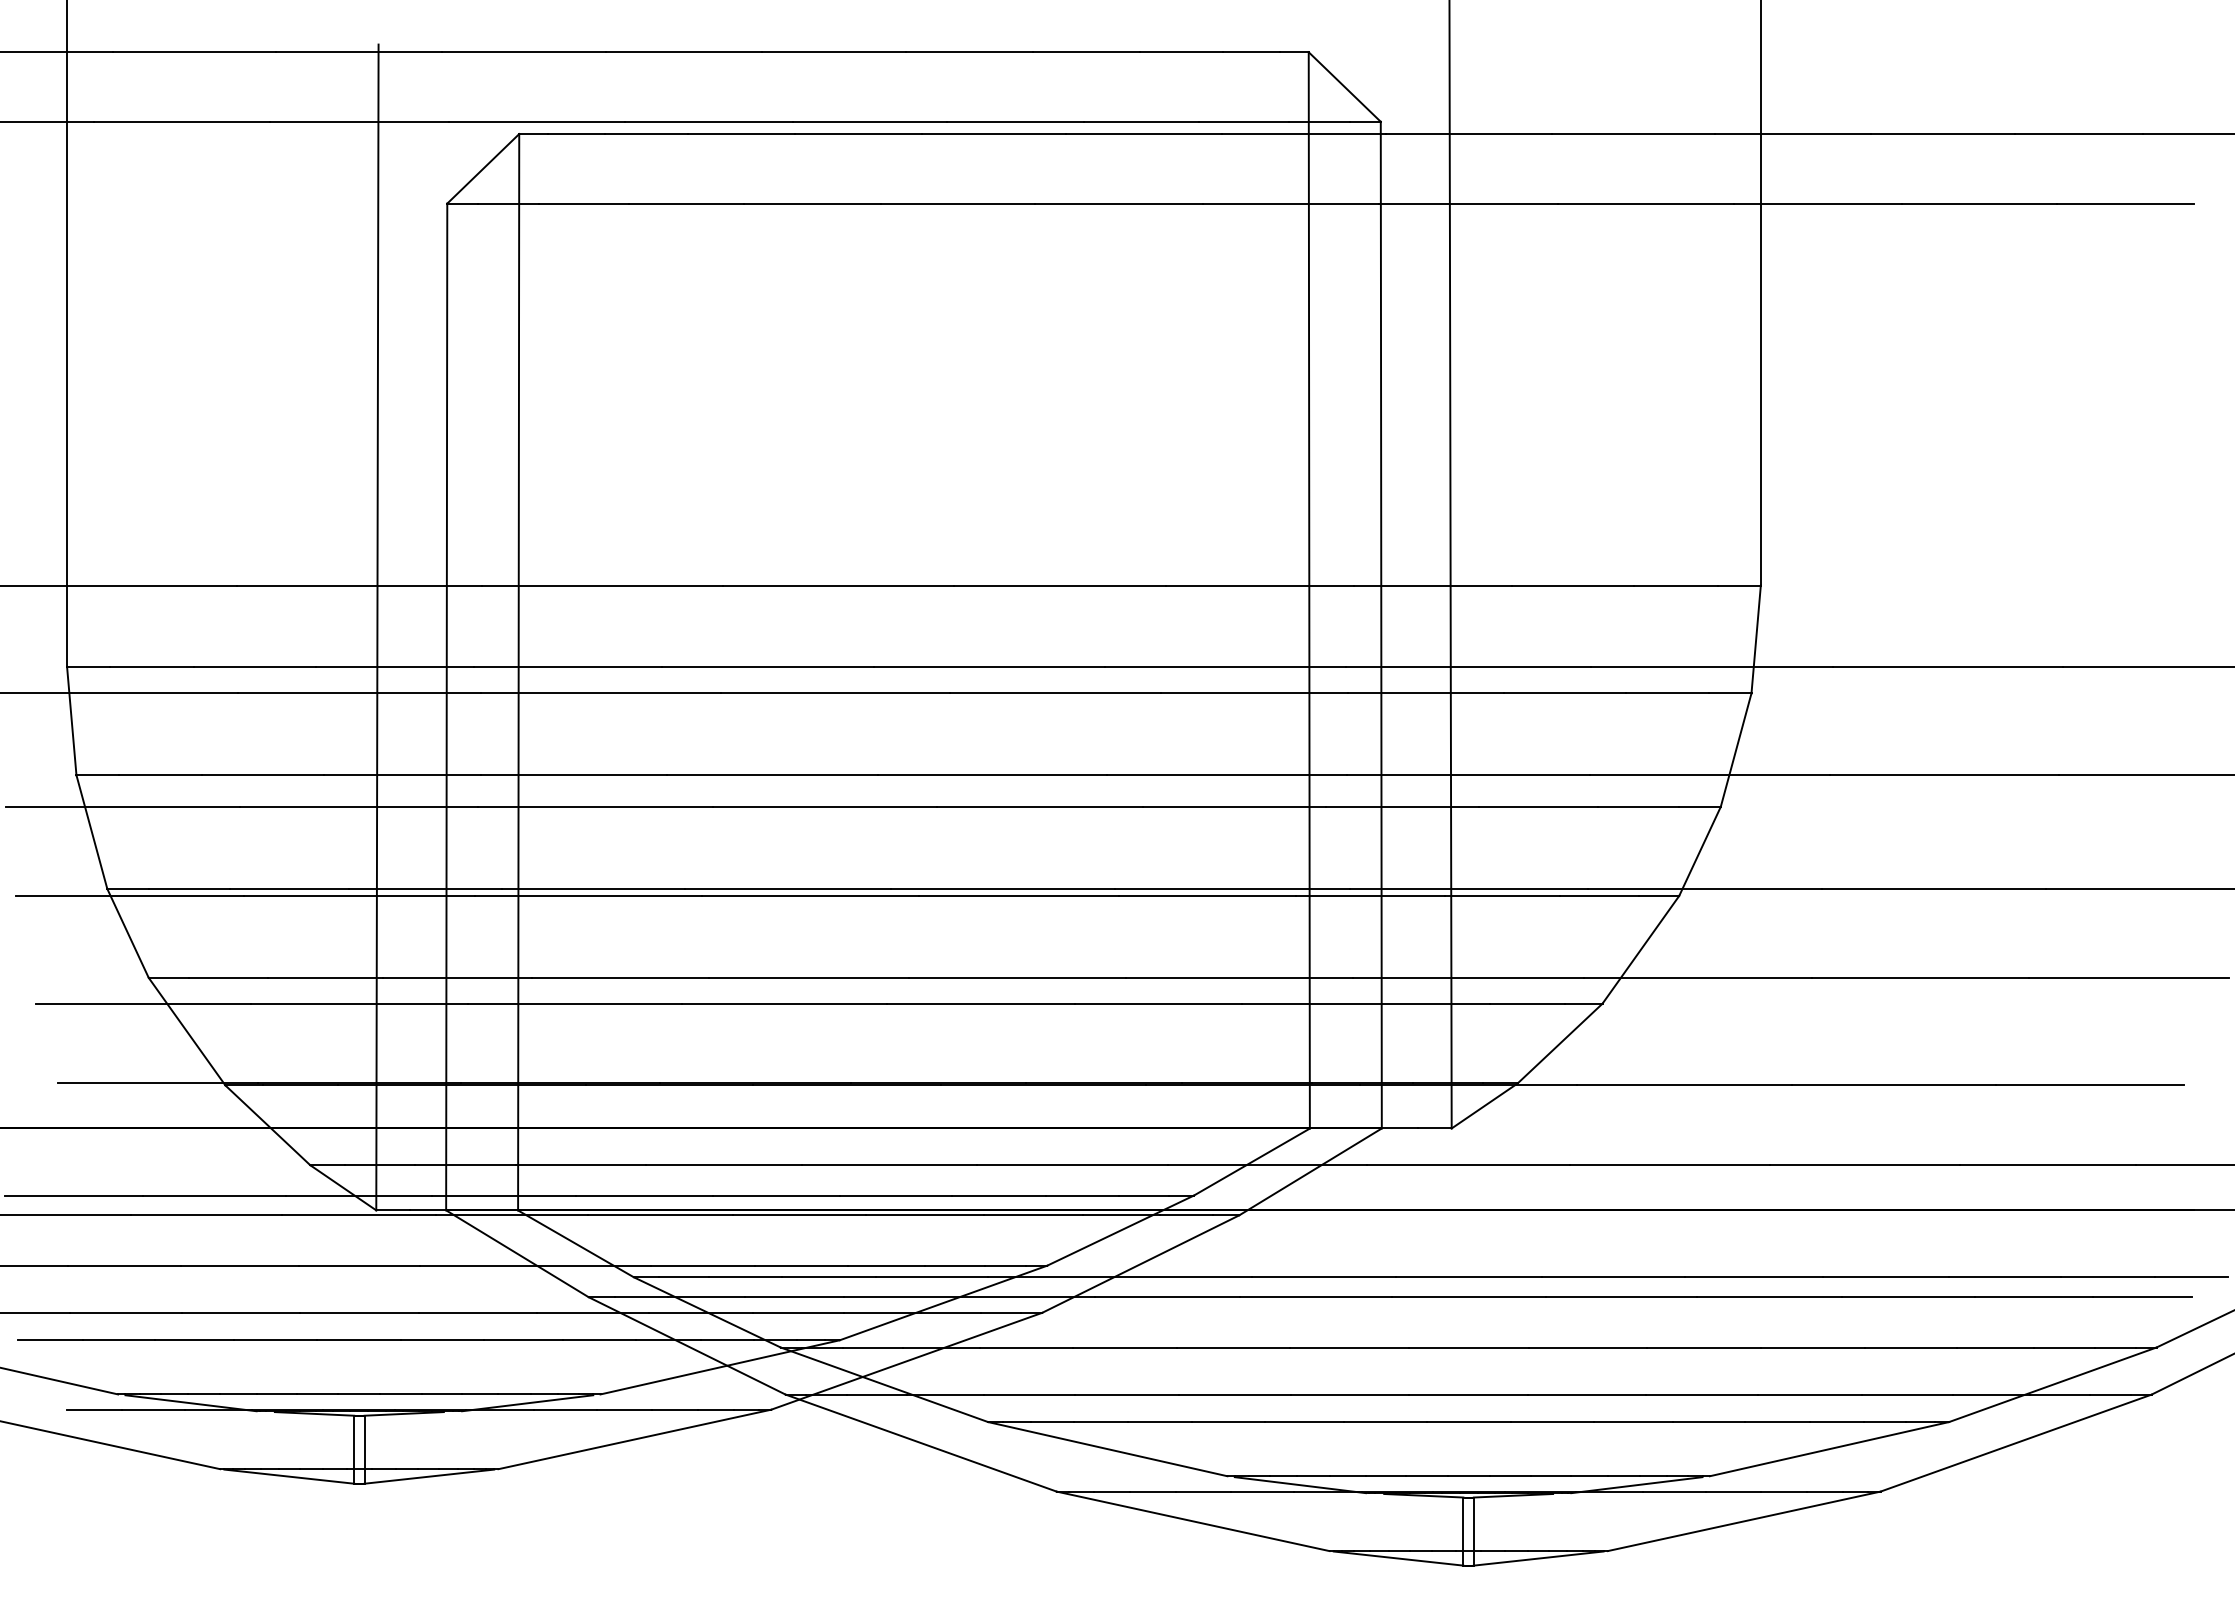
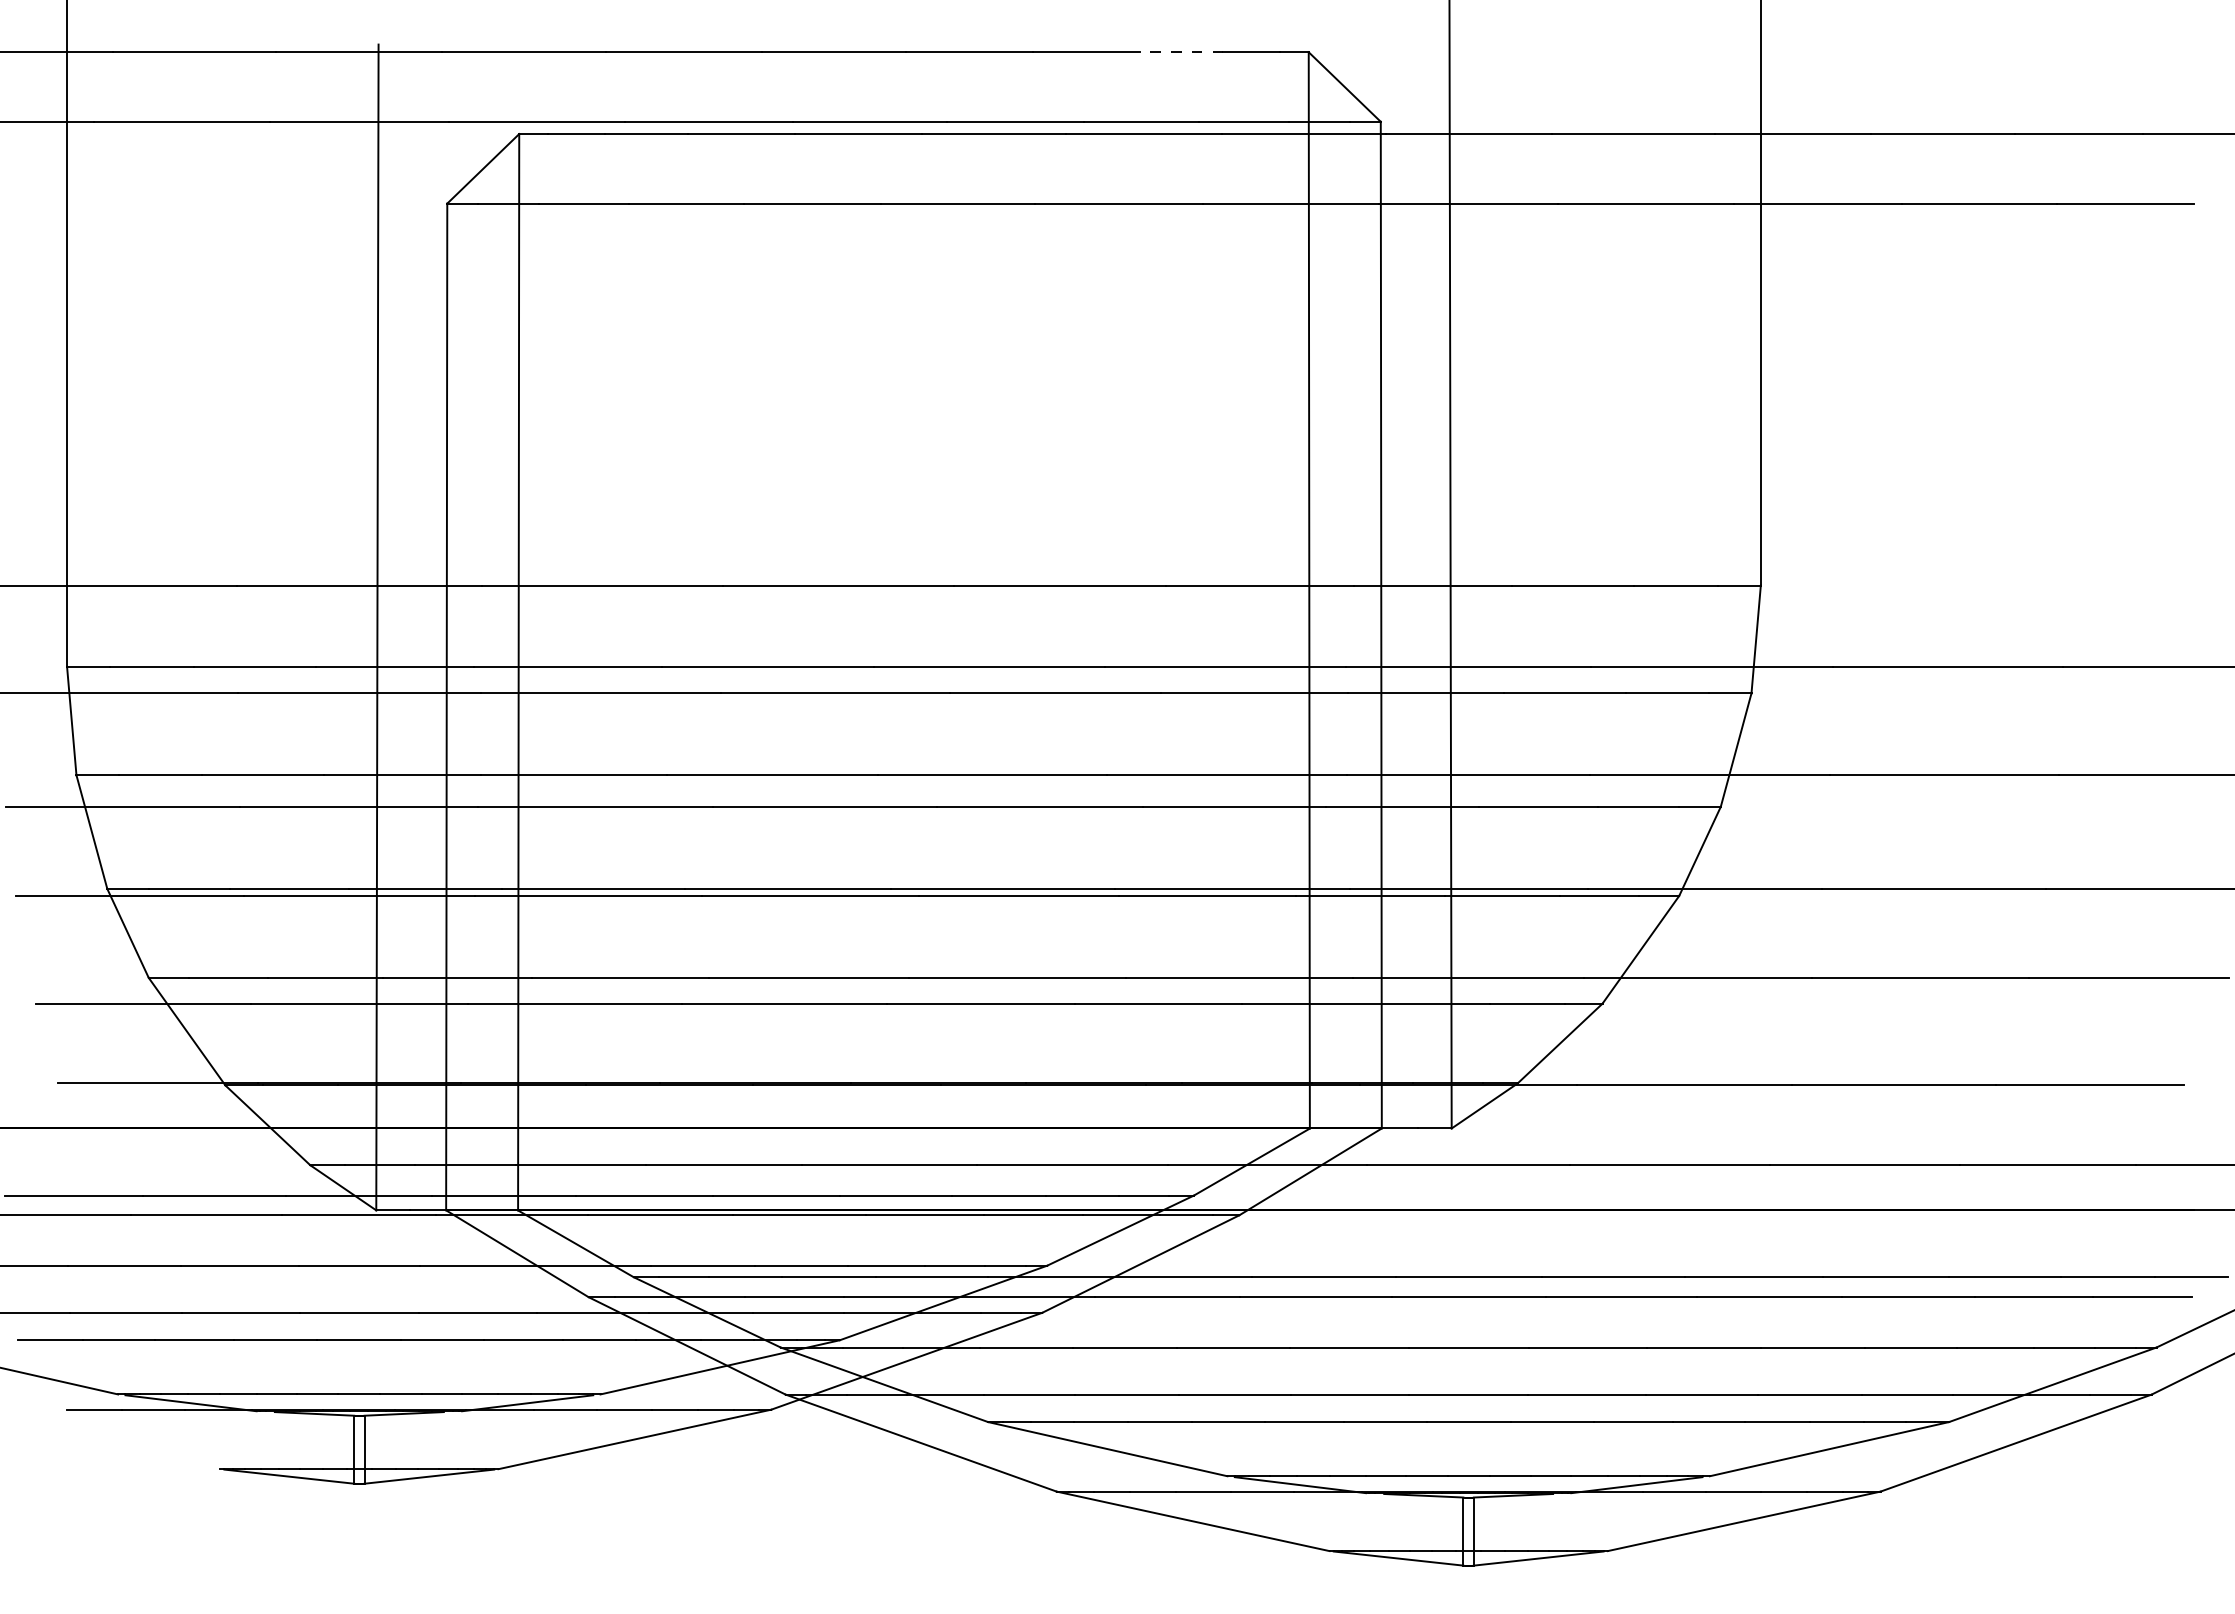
line: solid -> dashed (1181, 52)
line: present -> none (111, 1445)
